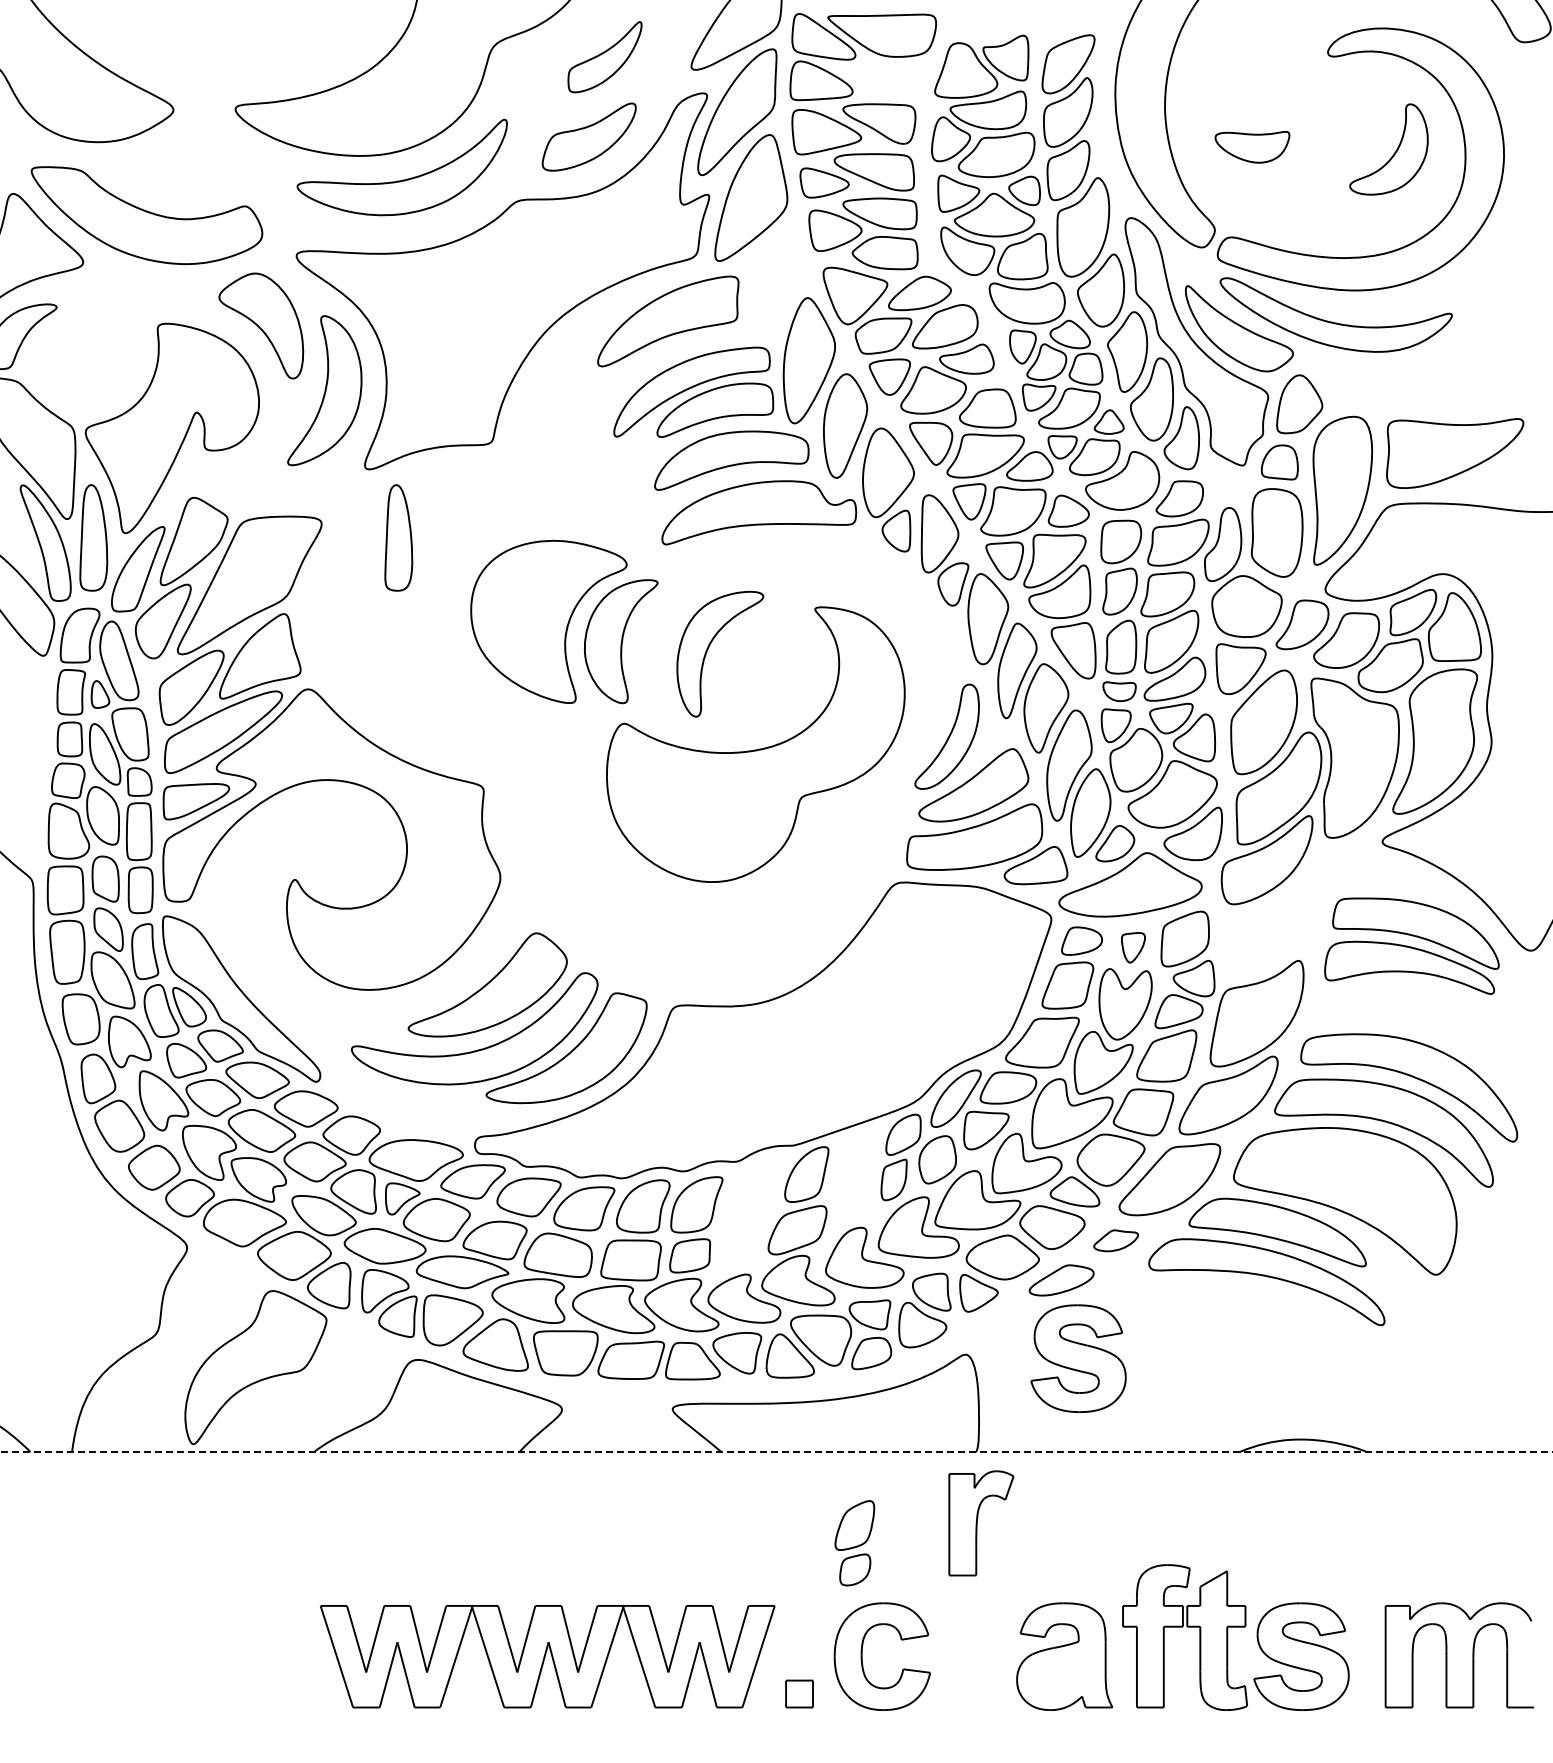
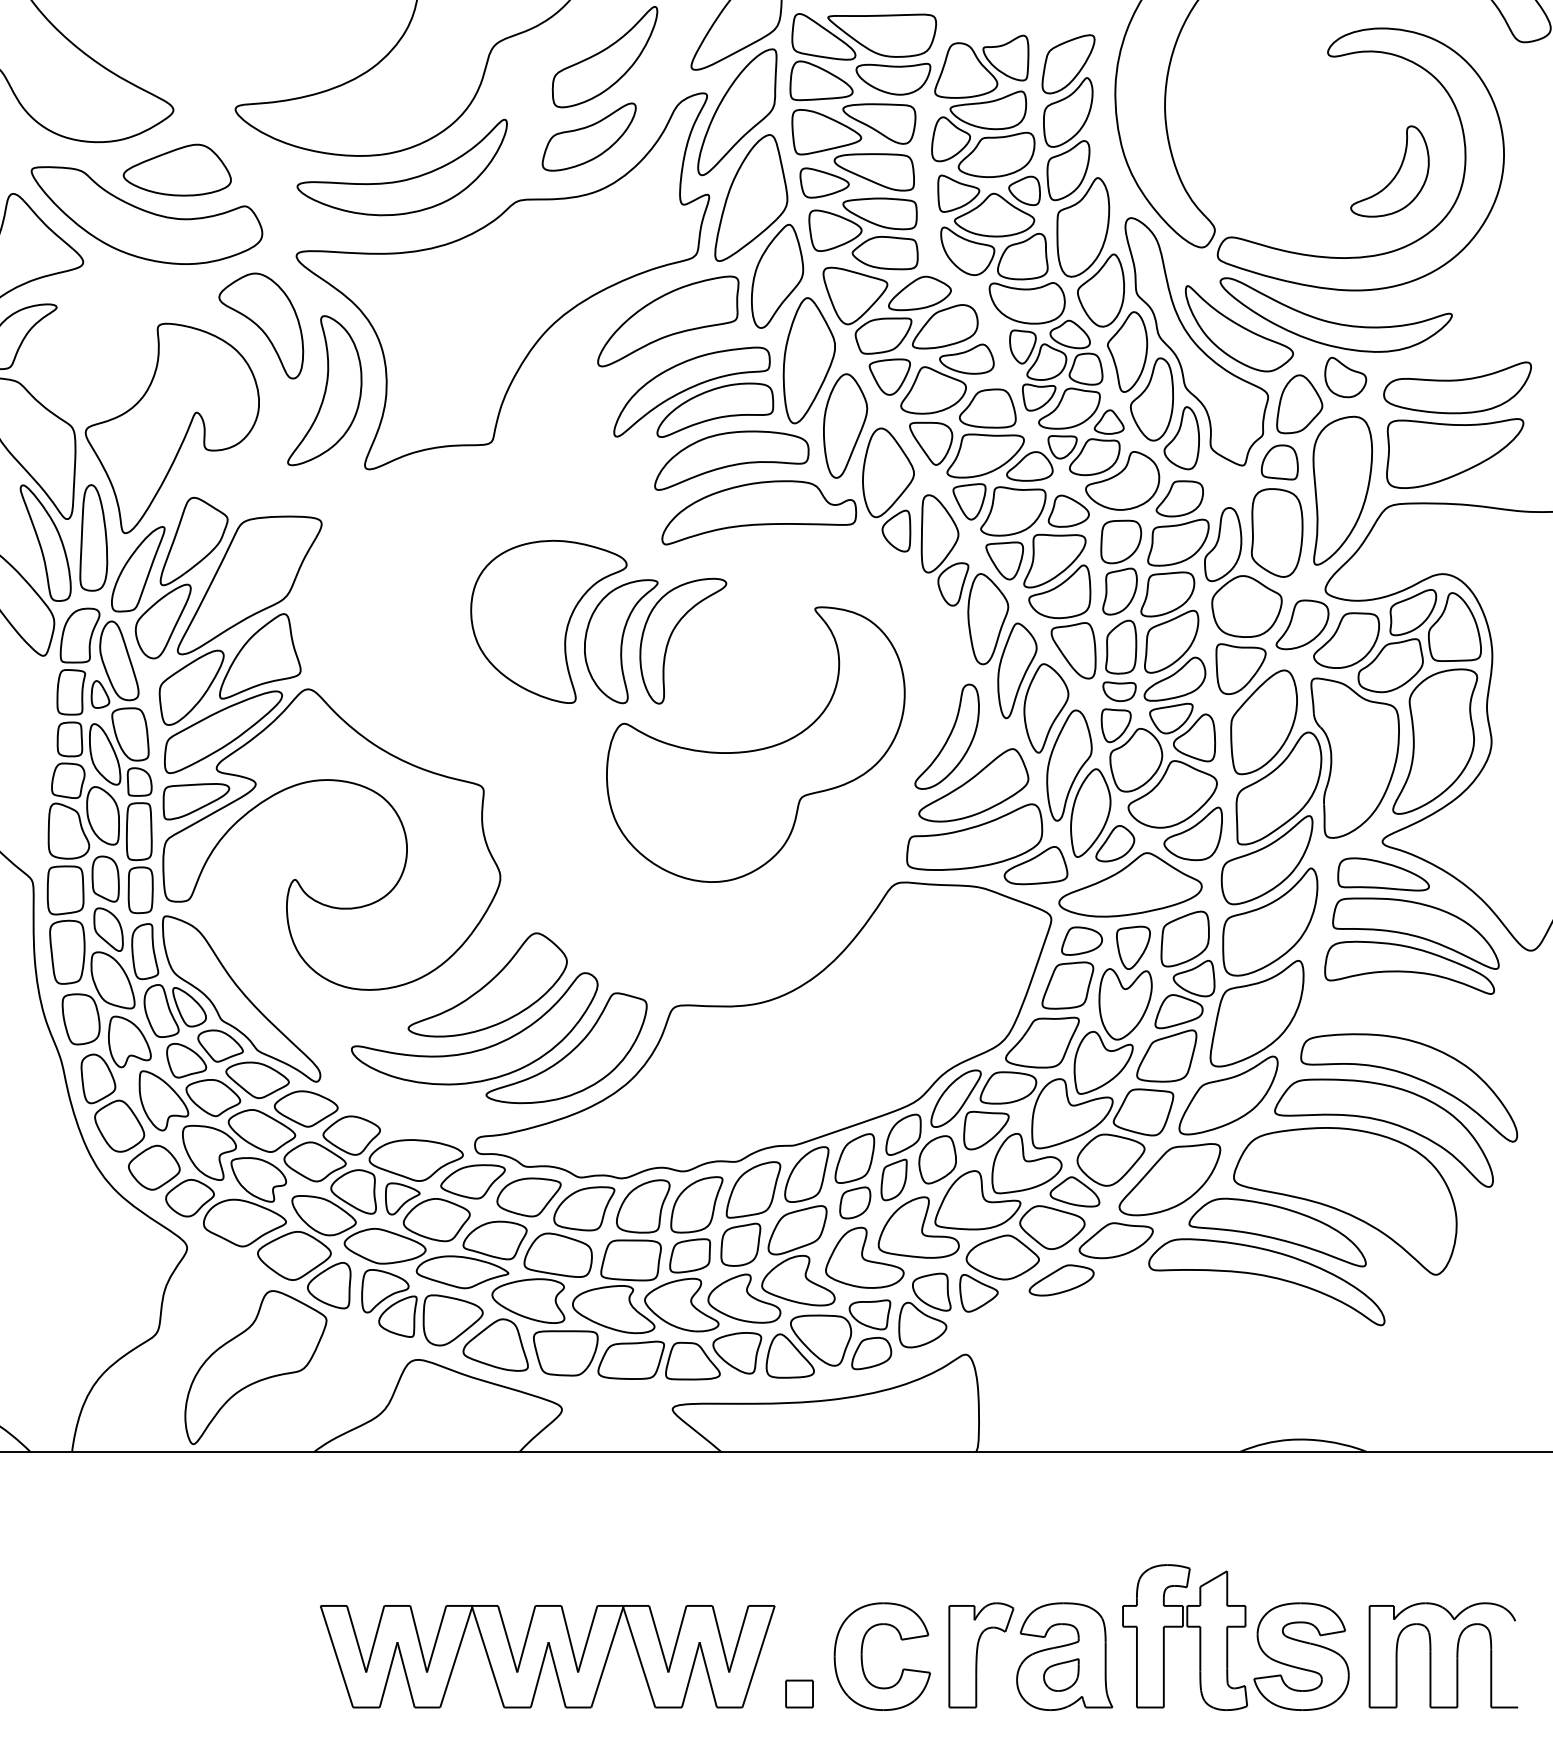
part size: 76x73 px -> 108x103 px (604, 57)
part position: (1252, 147) -> (893, 79) (893, 79)
part position: (1393, 153) -> (1394, 175) (1394, 175)
part: none -> present (176, 169)
part: none -> present (777, 275)
part: none -> present (1345, 377)
part: none -> present (1457, 387)
part: present -> none (398, 537)
part position: (709, 647) -> (672, 634) (672, 634)
part: none -> present (1383, 874)
part: none -> present (1270, 921)
part size: 25x32 px -> 35x45 px (1133, 947)
part: none -> present (750, 1213)
part size: 46x24 px -> 76x38 px (1115, 1240)
part: present -> none (1078, 1358)
line: dashed -> solid (776, 1452)
part position: (981, 1523) -> (981, 1655) (981, 1655)
part position: (854, 1543) -> (854, 1176) (854, 1176)
part position: (1447, 1655) -> (1431, 1655) (1431, 1655)
part: none -> present (1061, 1674)
